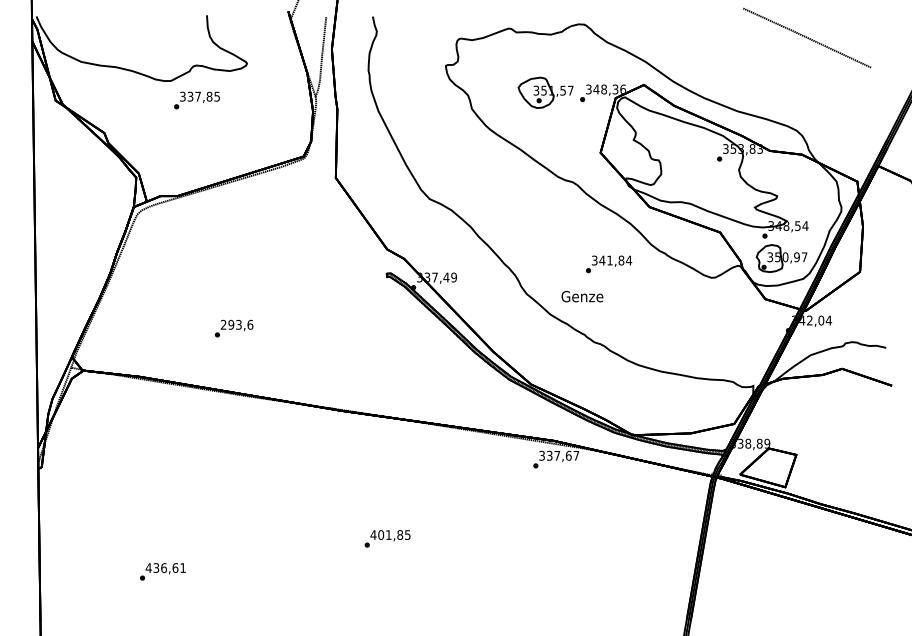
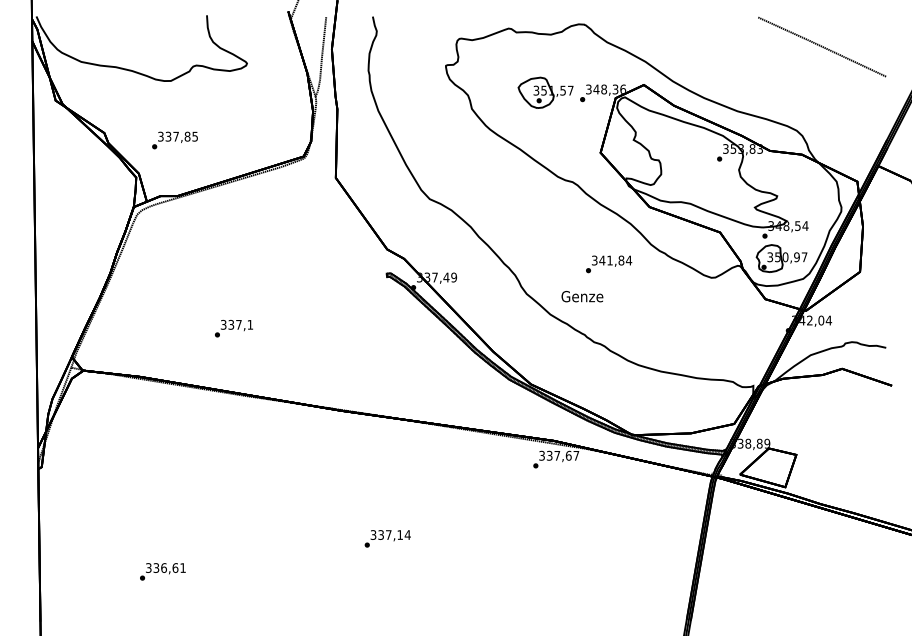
line position: (807, 37) -> (822, 46) (822, 46)
text position: (196, 100) -> (174, 140) (174, 140)
text: 293,6 -> 337,1 (236, 324)
text: 401,85 -> 337,14 (390, 534)
text: 436,61 -> 336,61 (148, 567)
